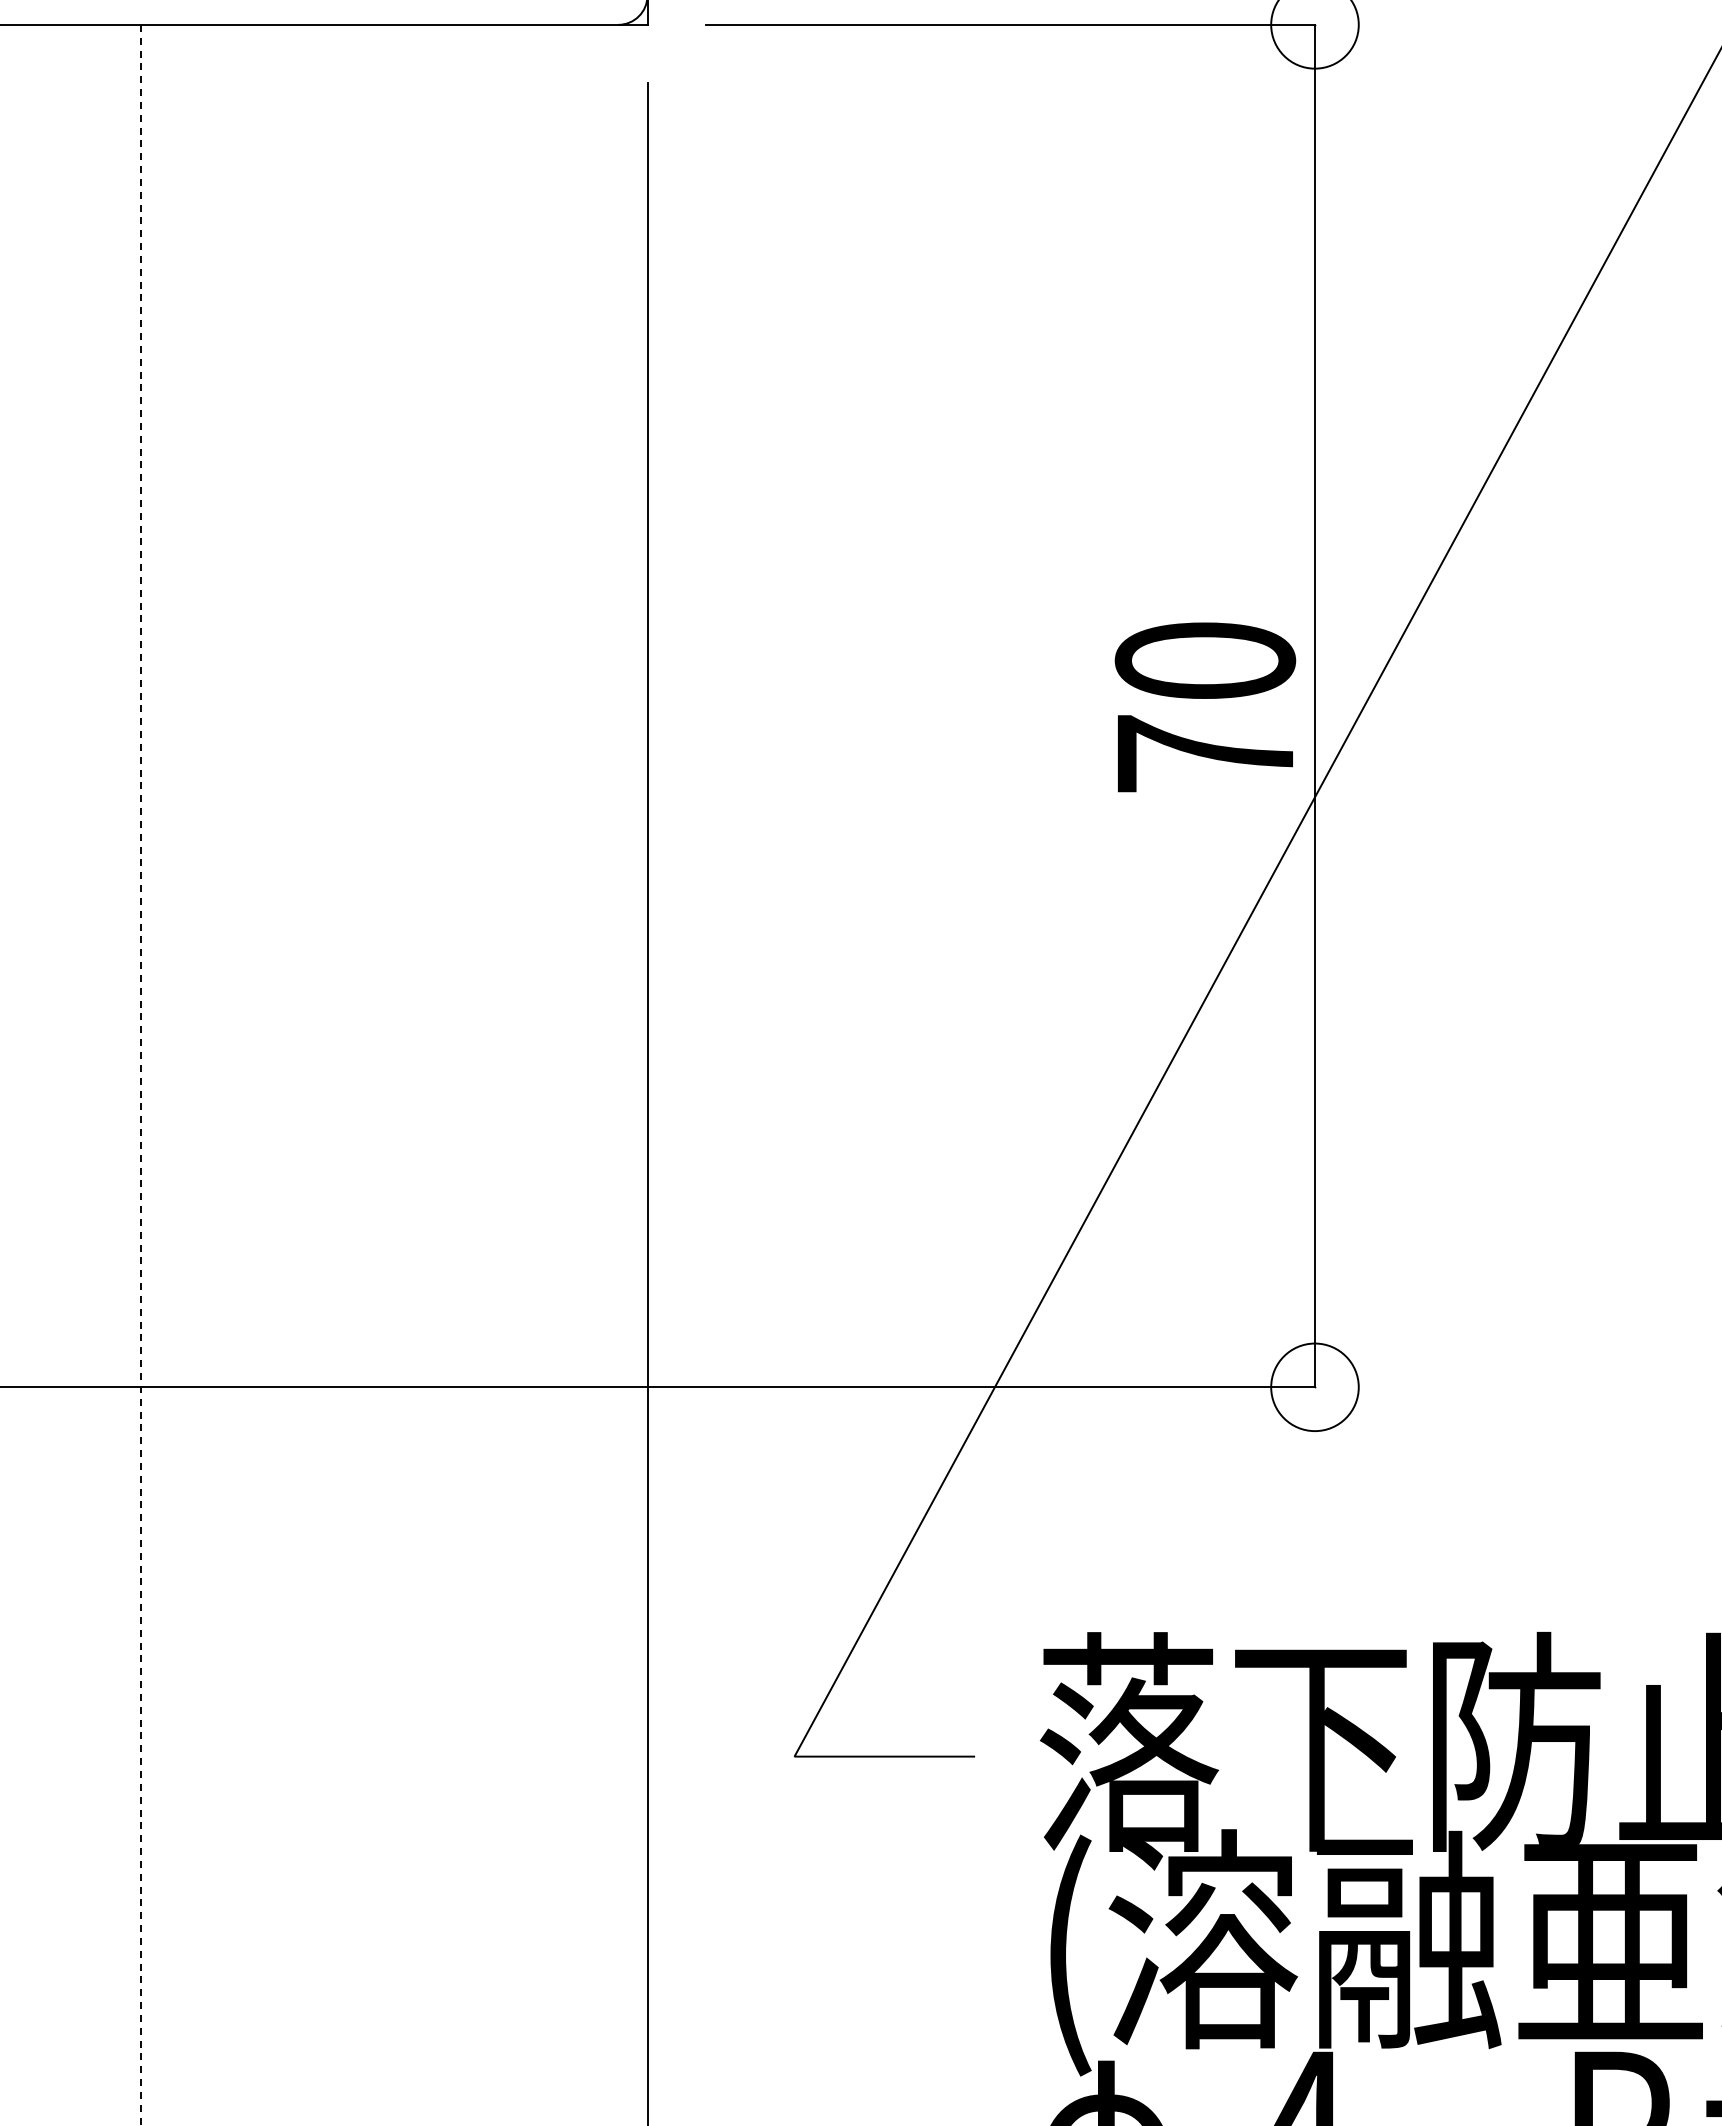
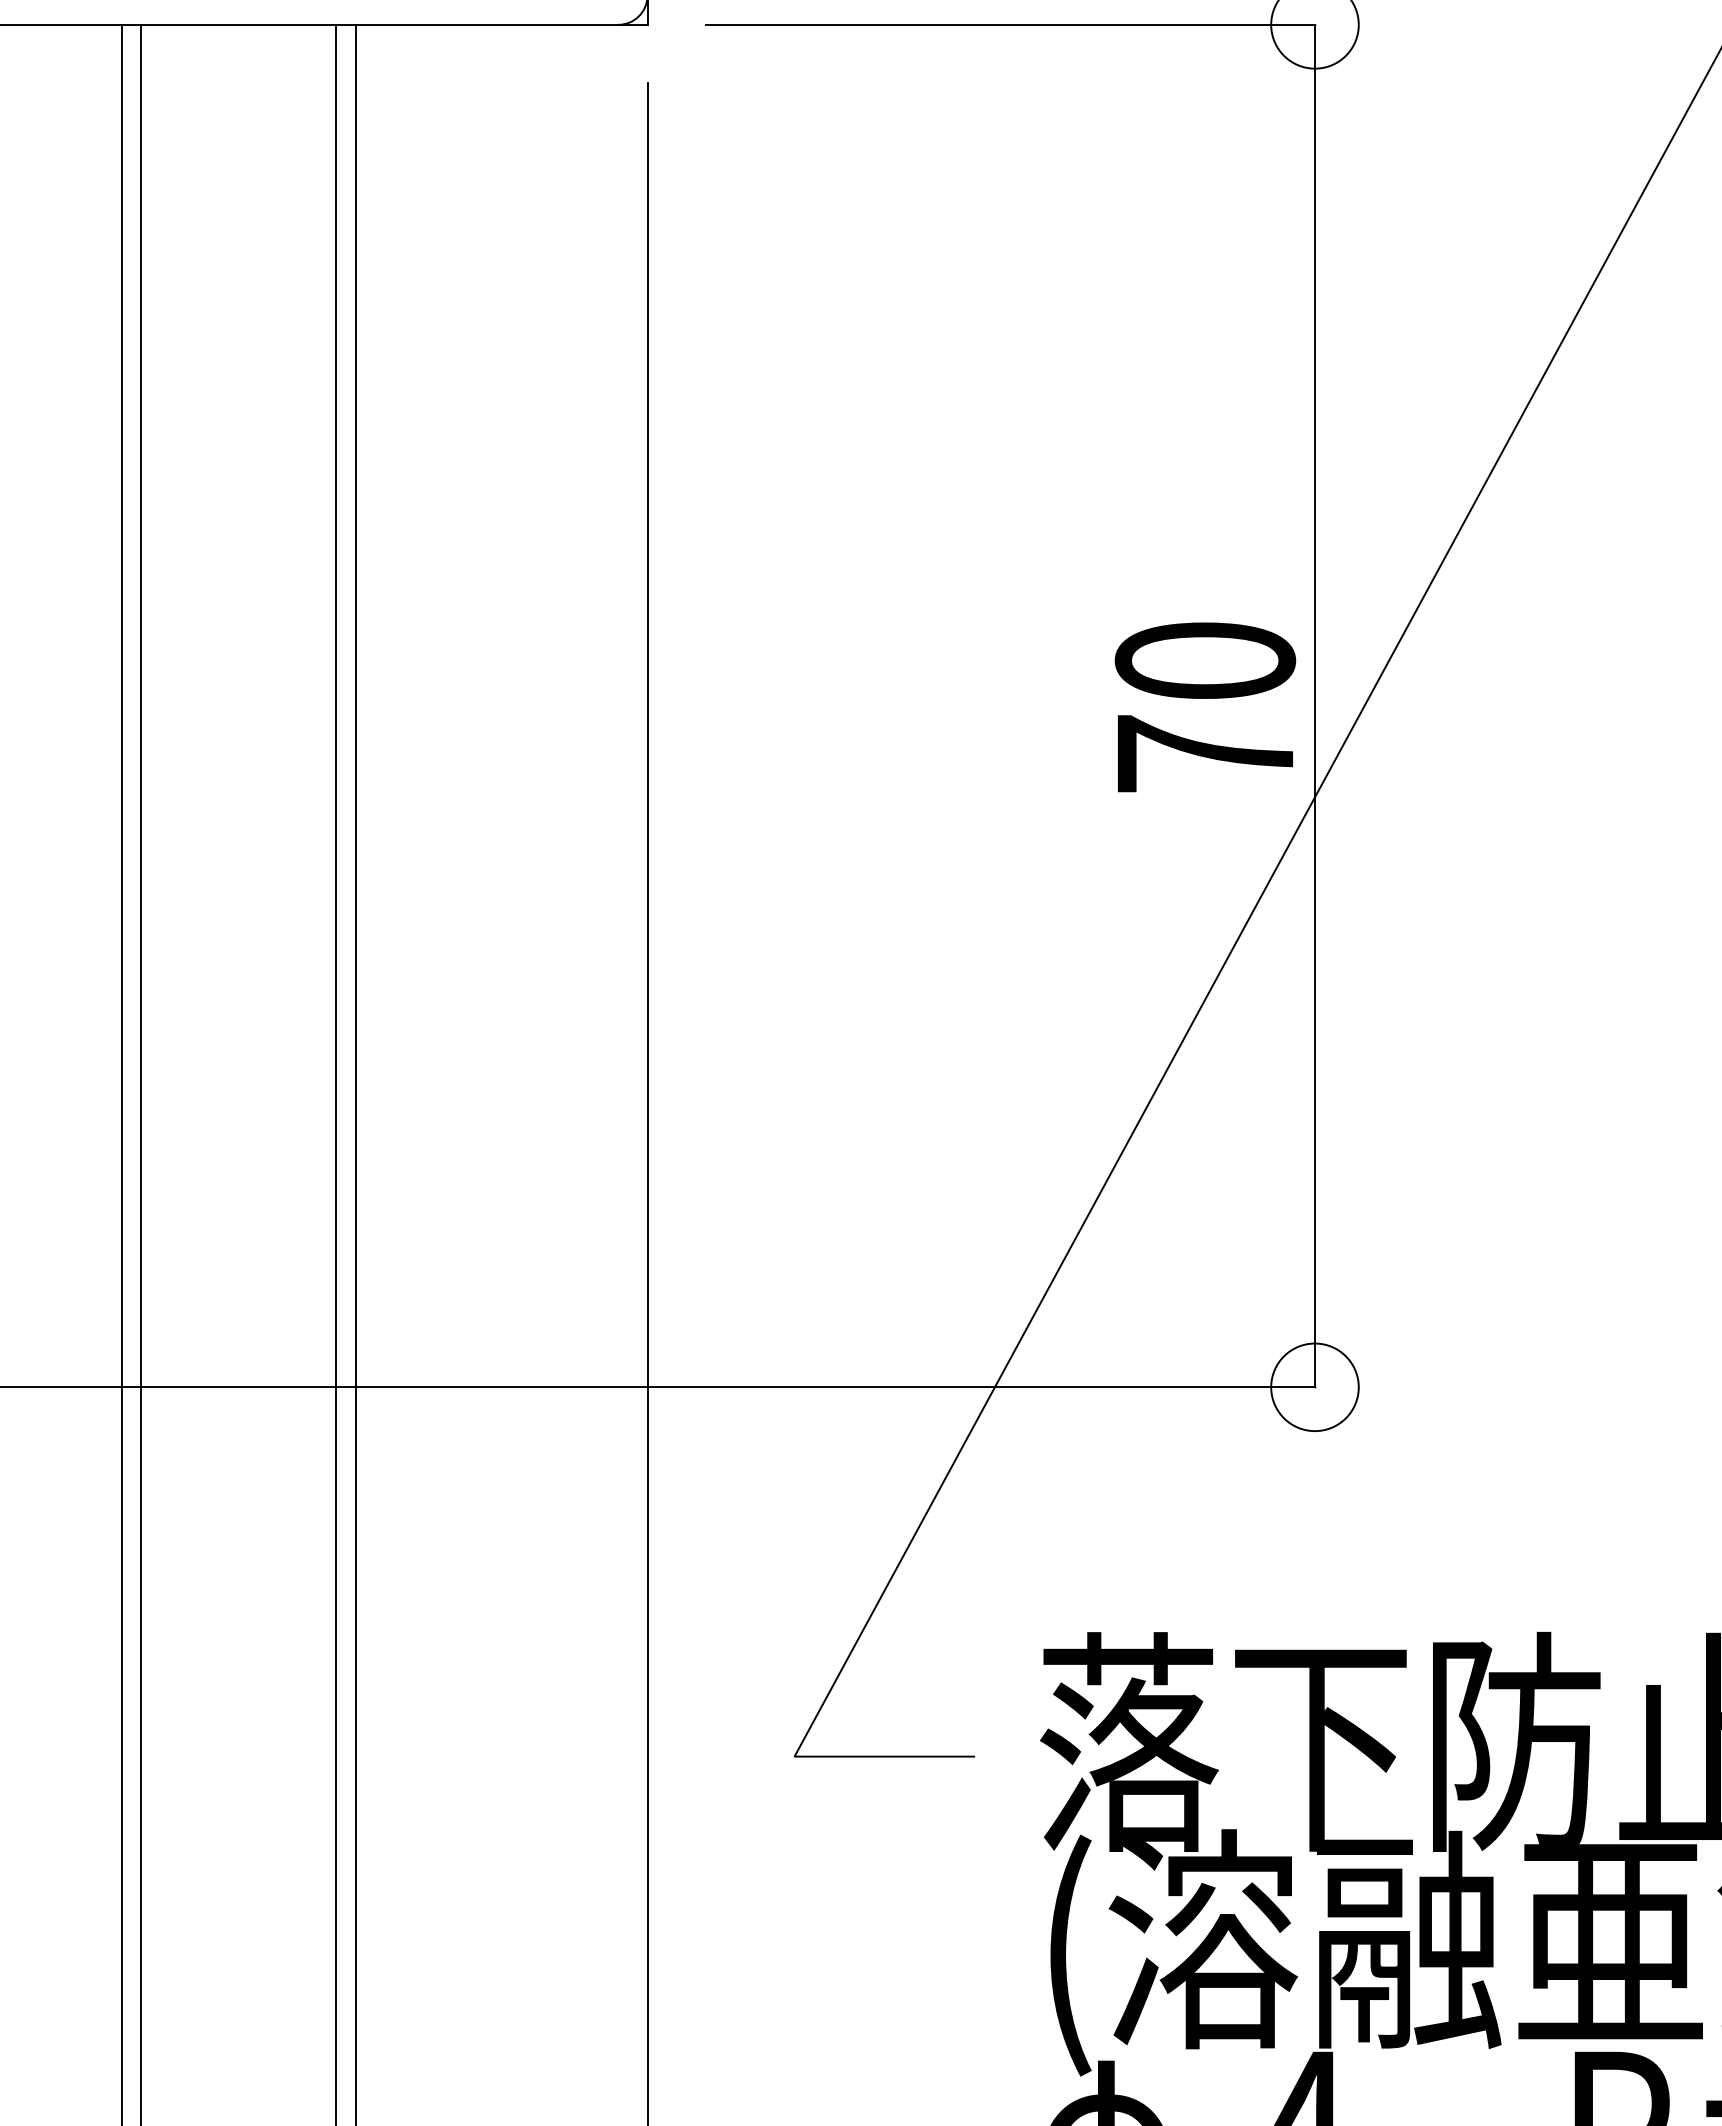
line: none -> present (121, 1073)
line: none -> present (336, 1073)
line: none -> present (355, 1073)
line: dashed -> solid (141, 1075)
